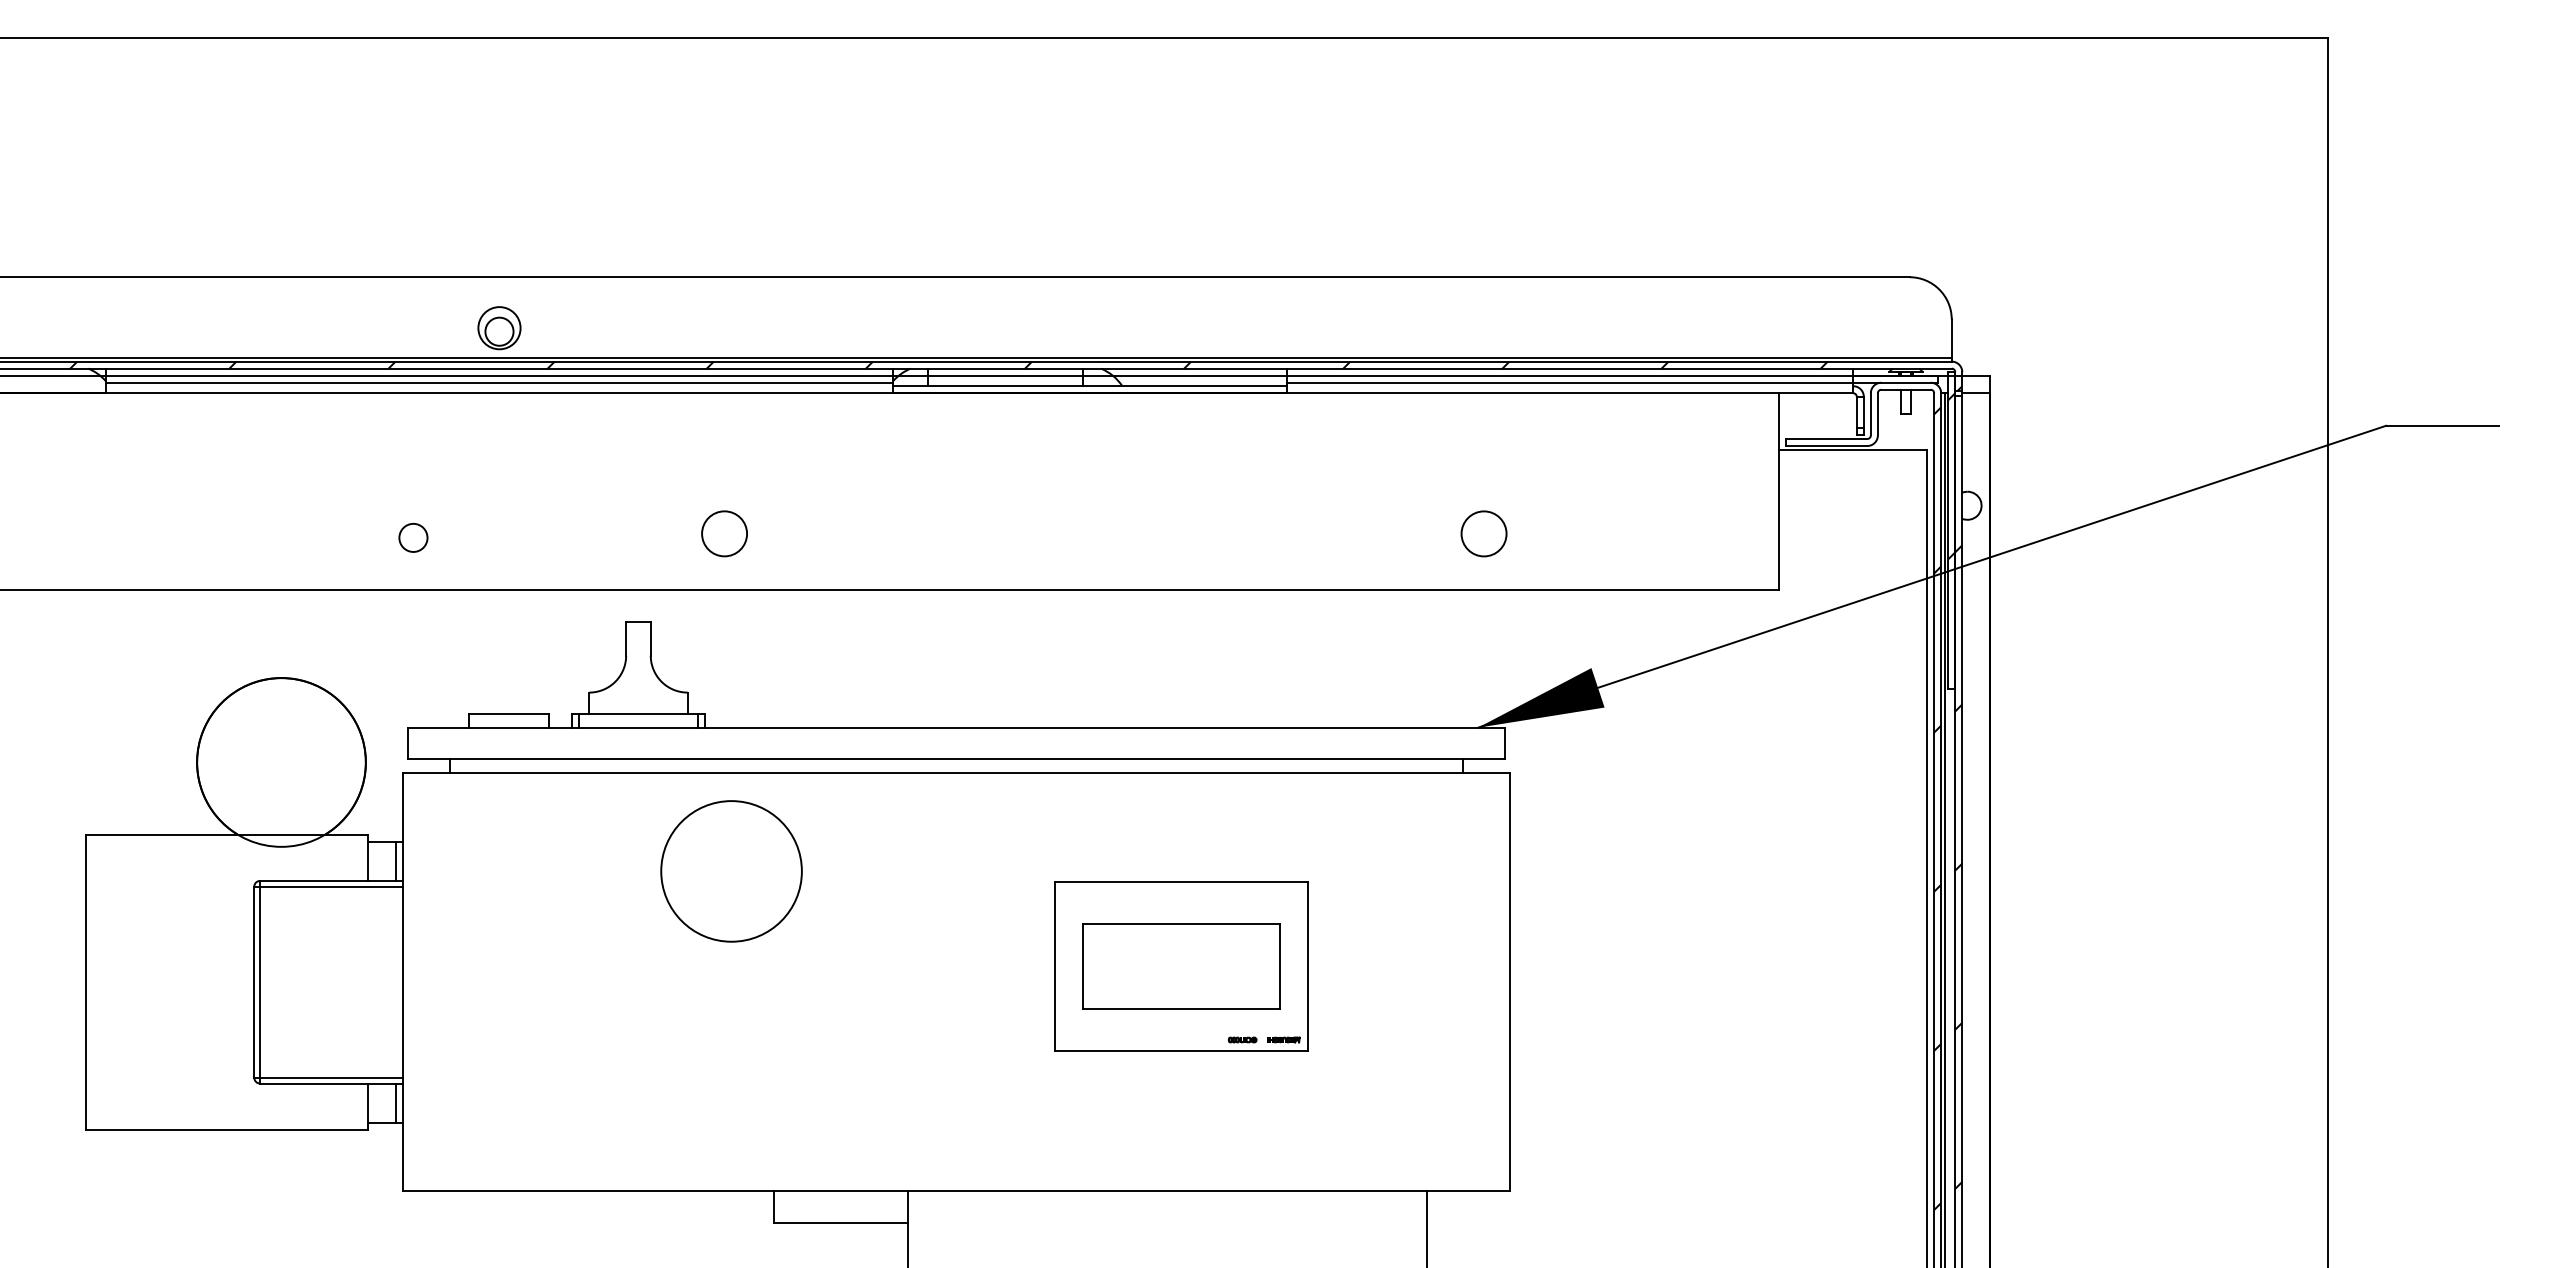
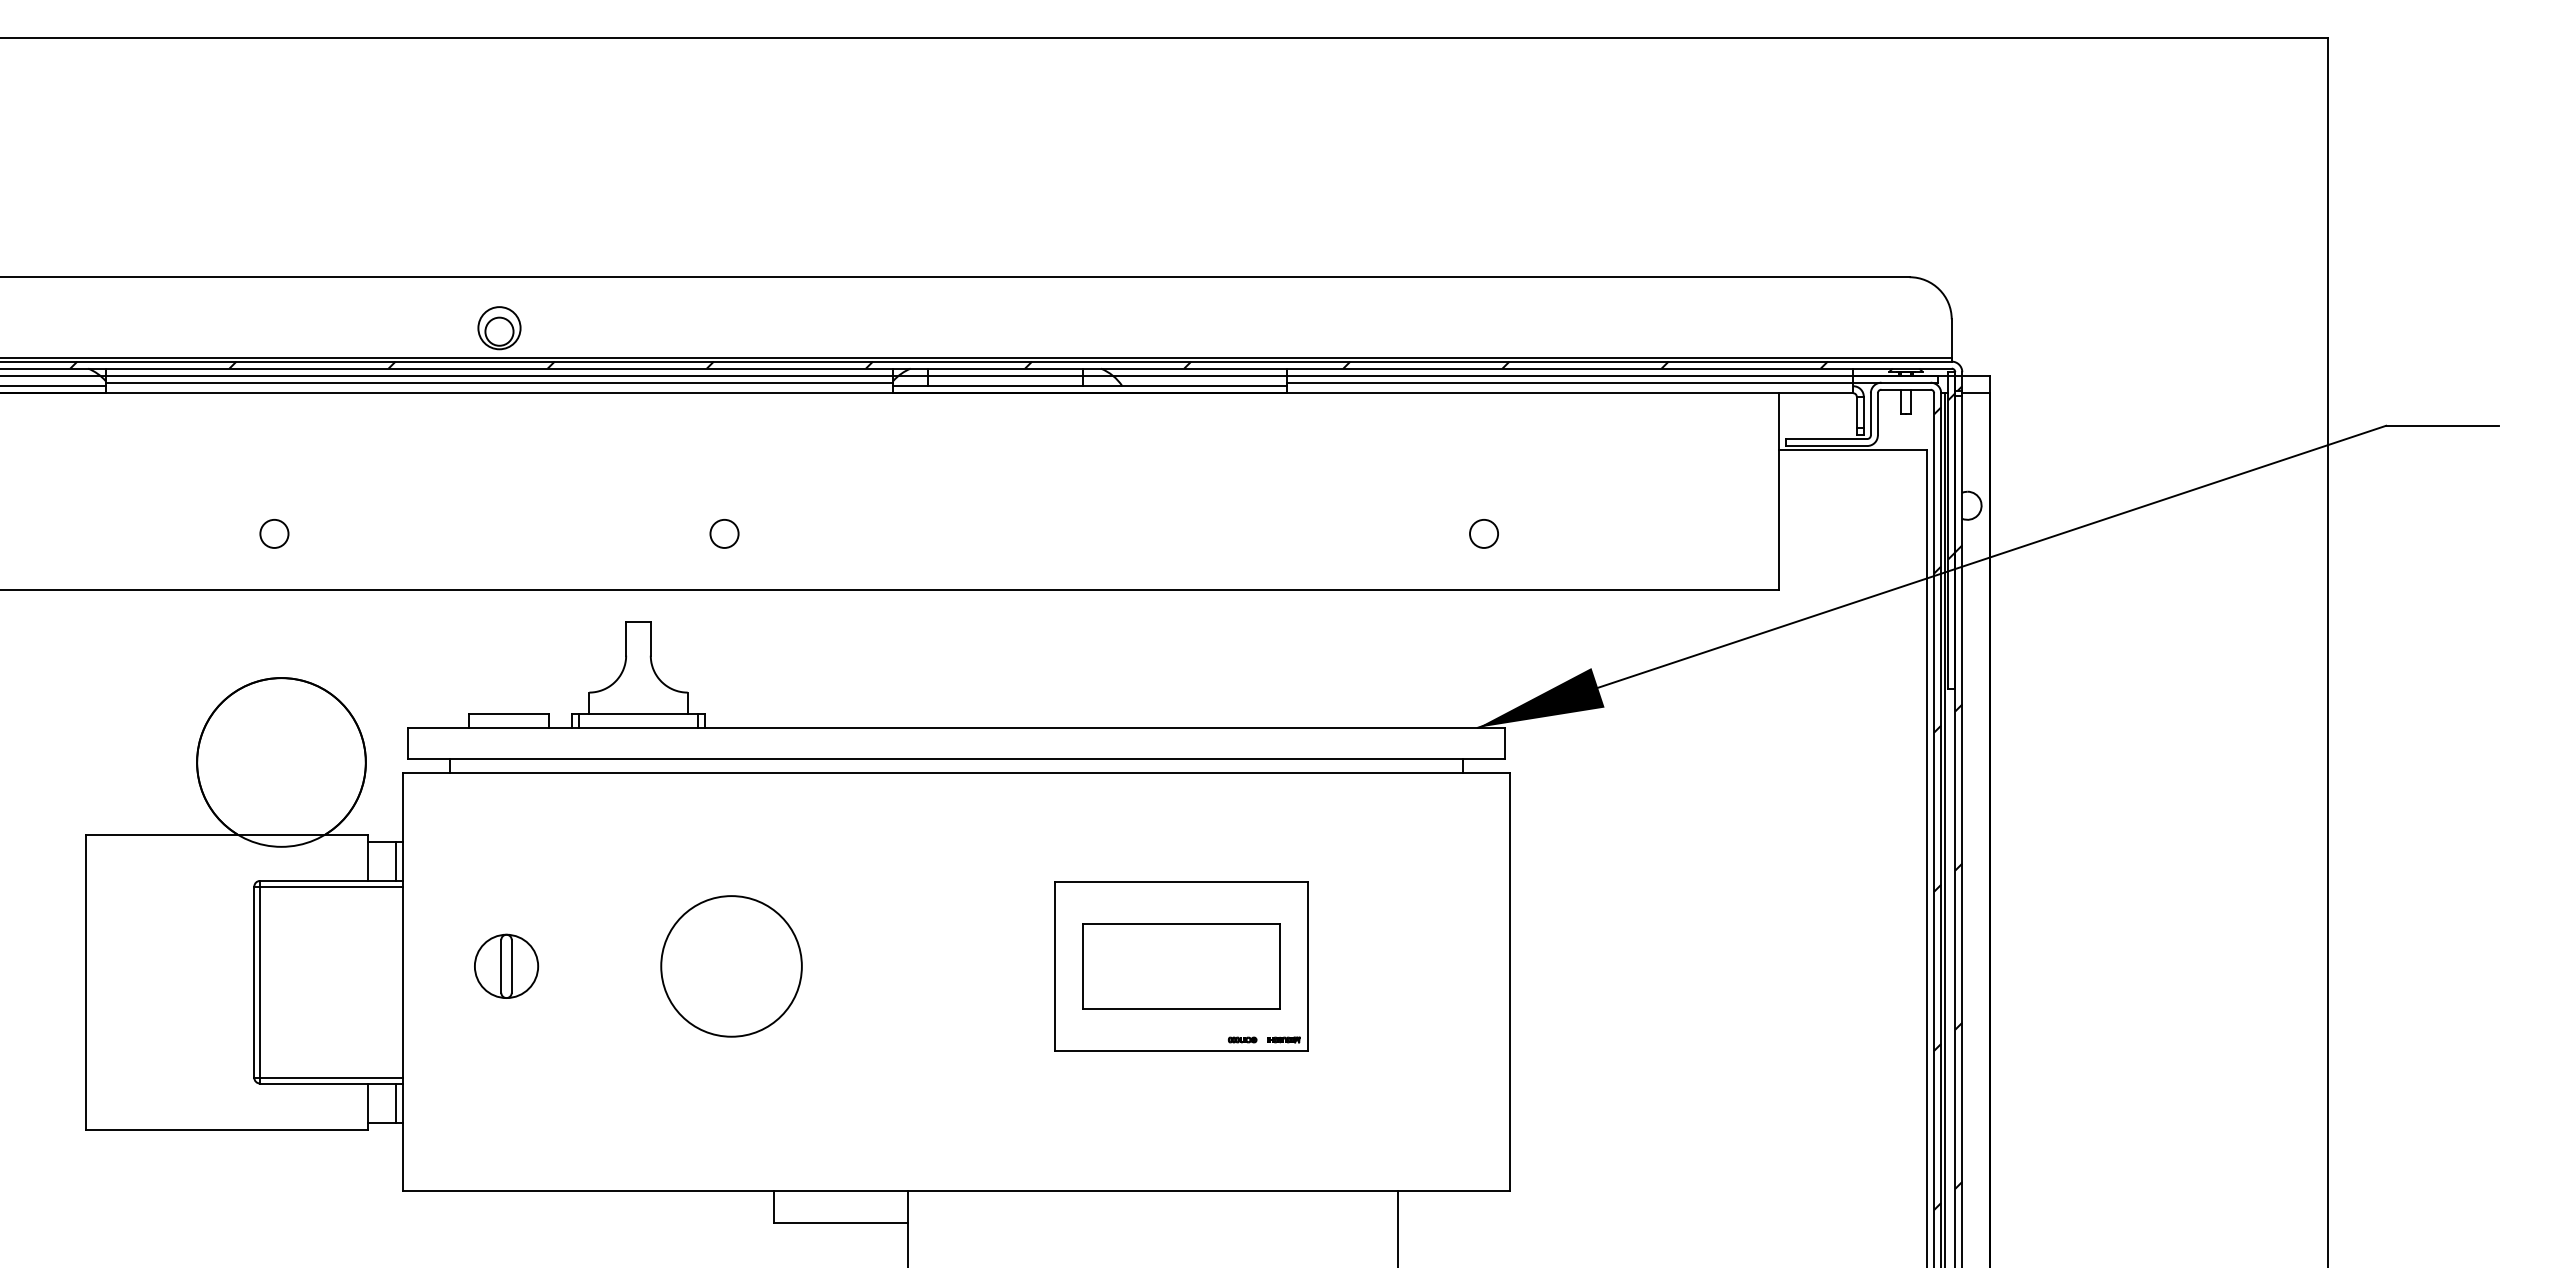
line: none -> present (53, 386)
circle size: 47x48 px -> 31x30 px (724, 533)
circle diameter: 45 px -> 28 px (1484, 533)
circle position: (413, 537) -> (274, 533) (274, 533)
circle position: (731, 871) -> (731, 966) (731, 966)
part: none -> present (506, 965)
line position: (1426, 1227) -> (1397, 1227) (1397, 1227)
